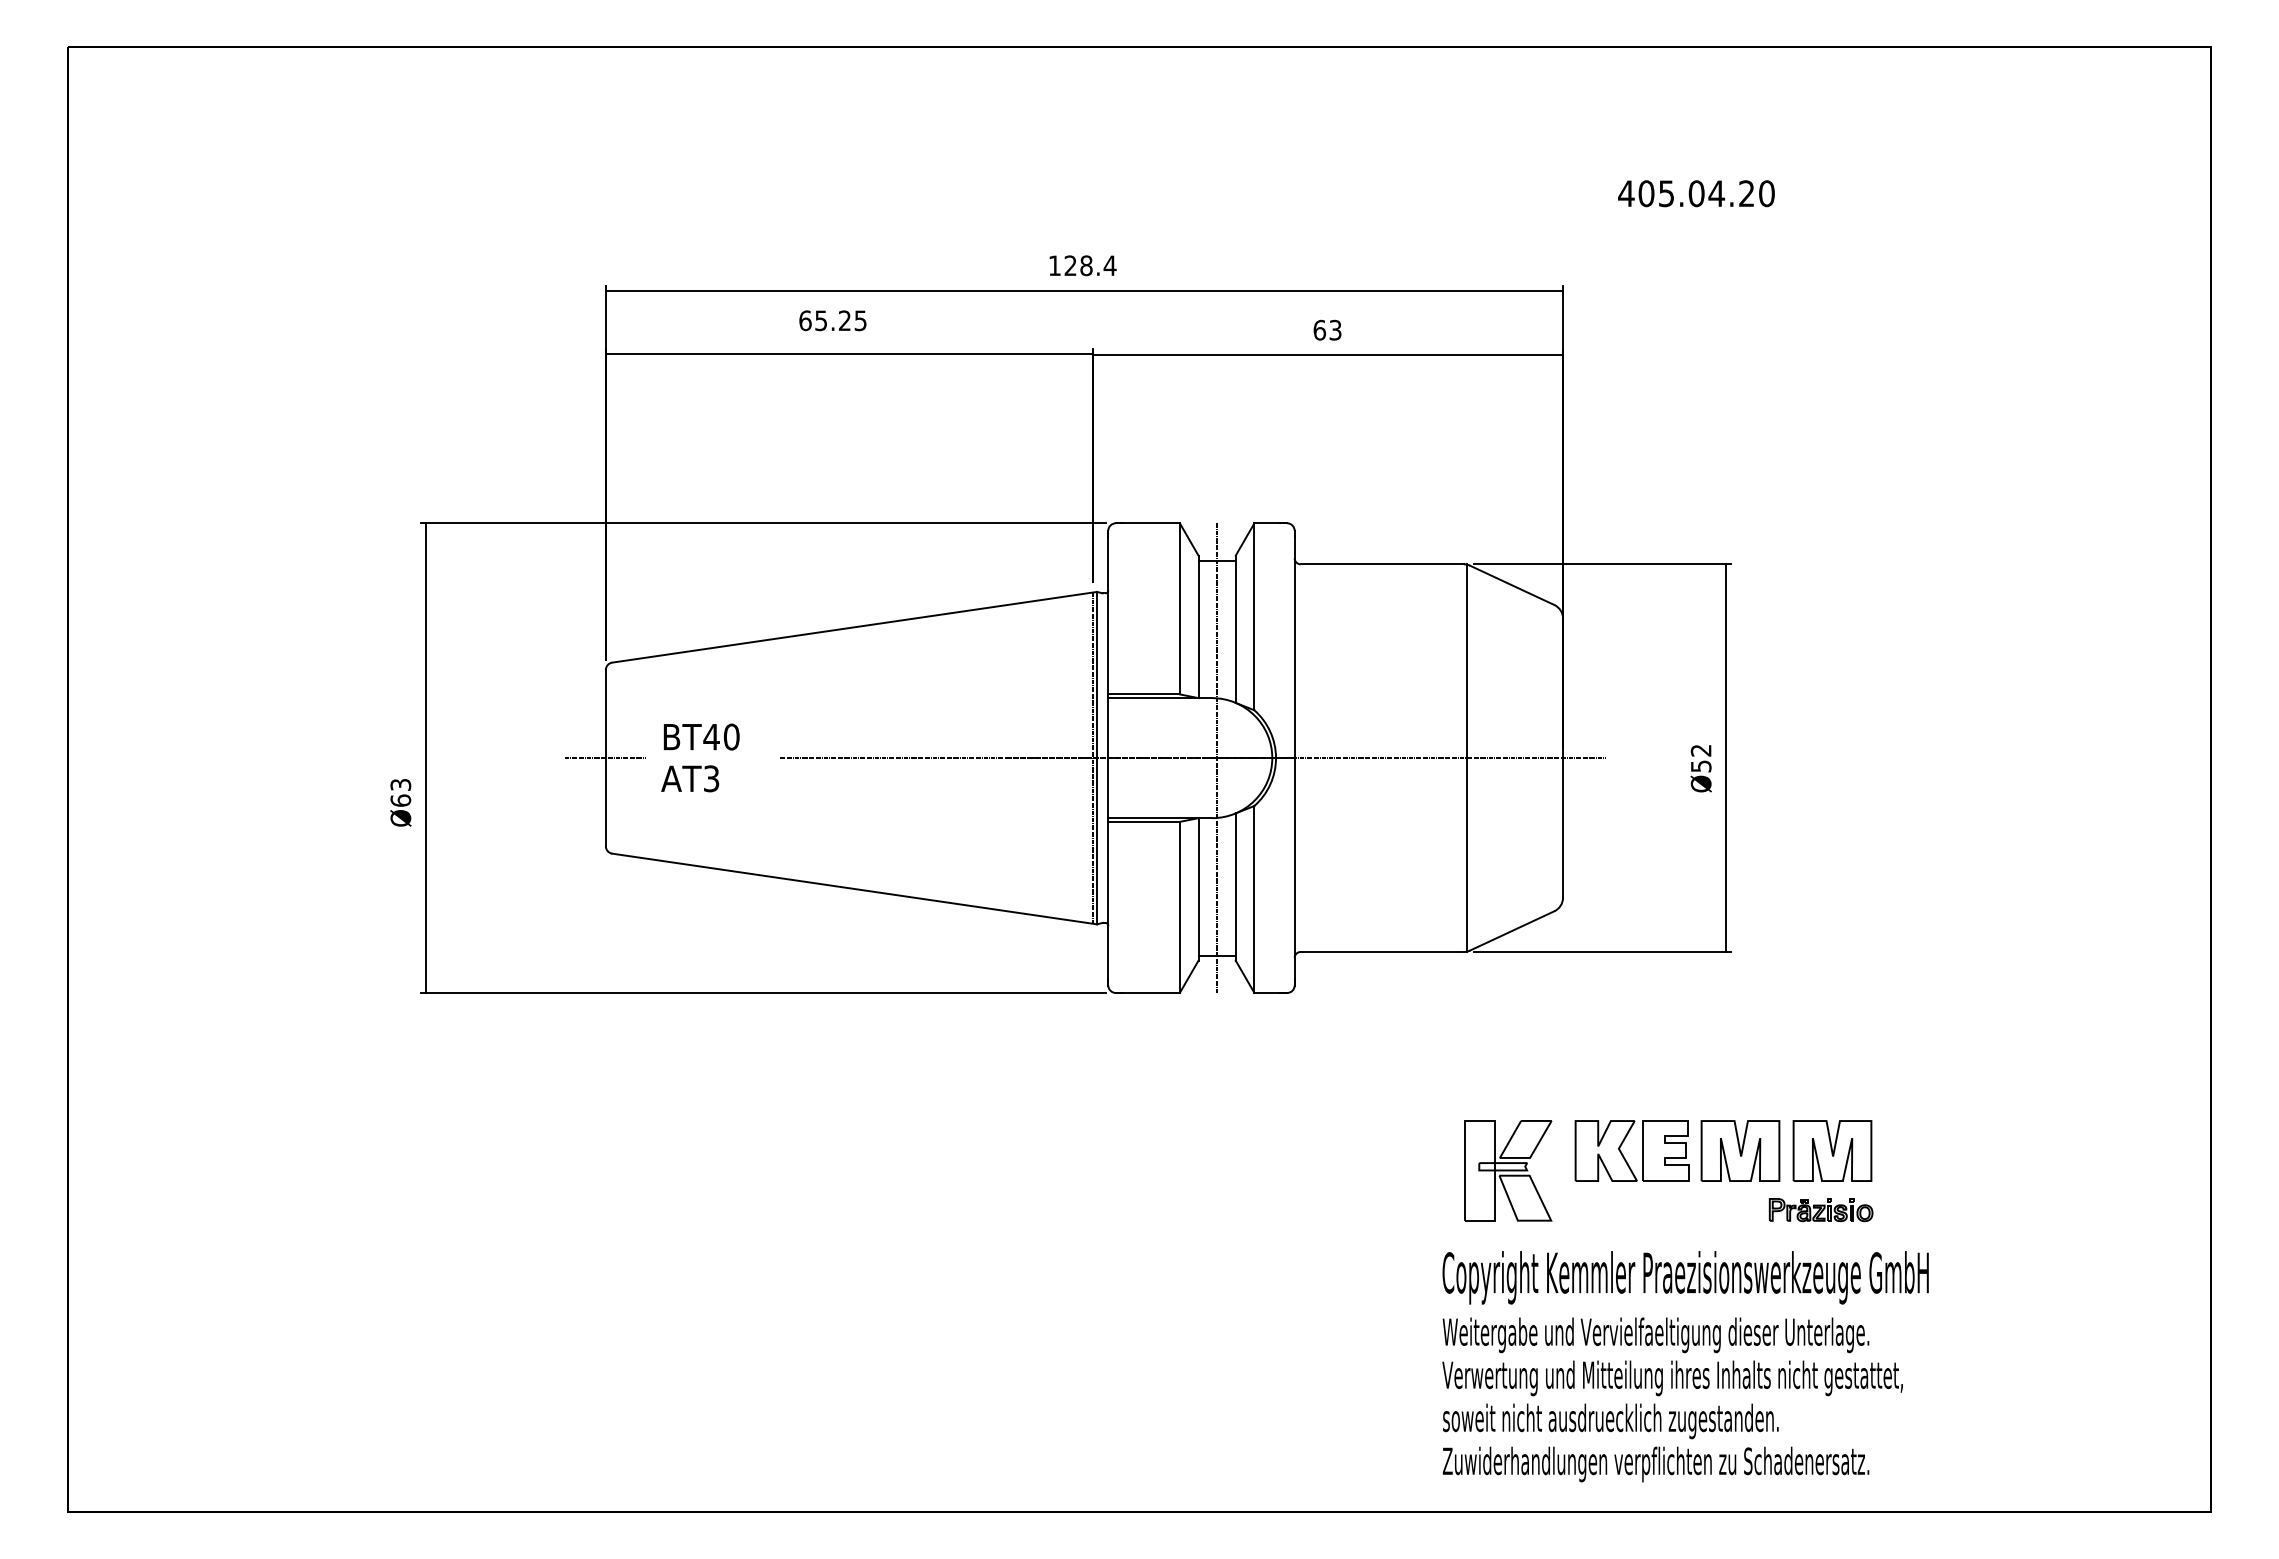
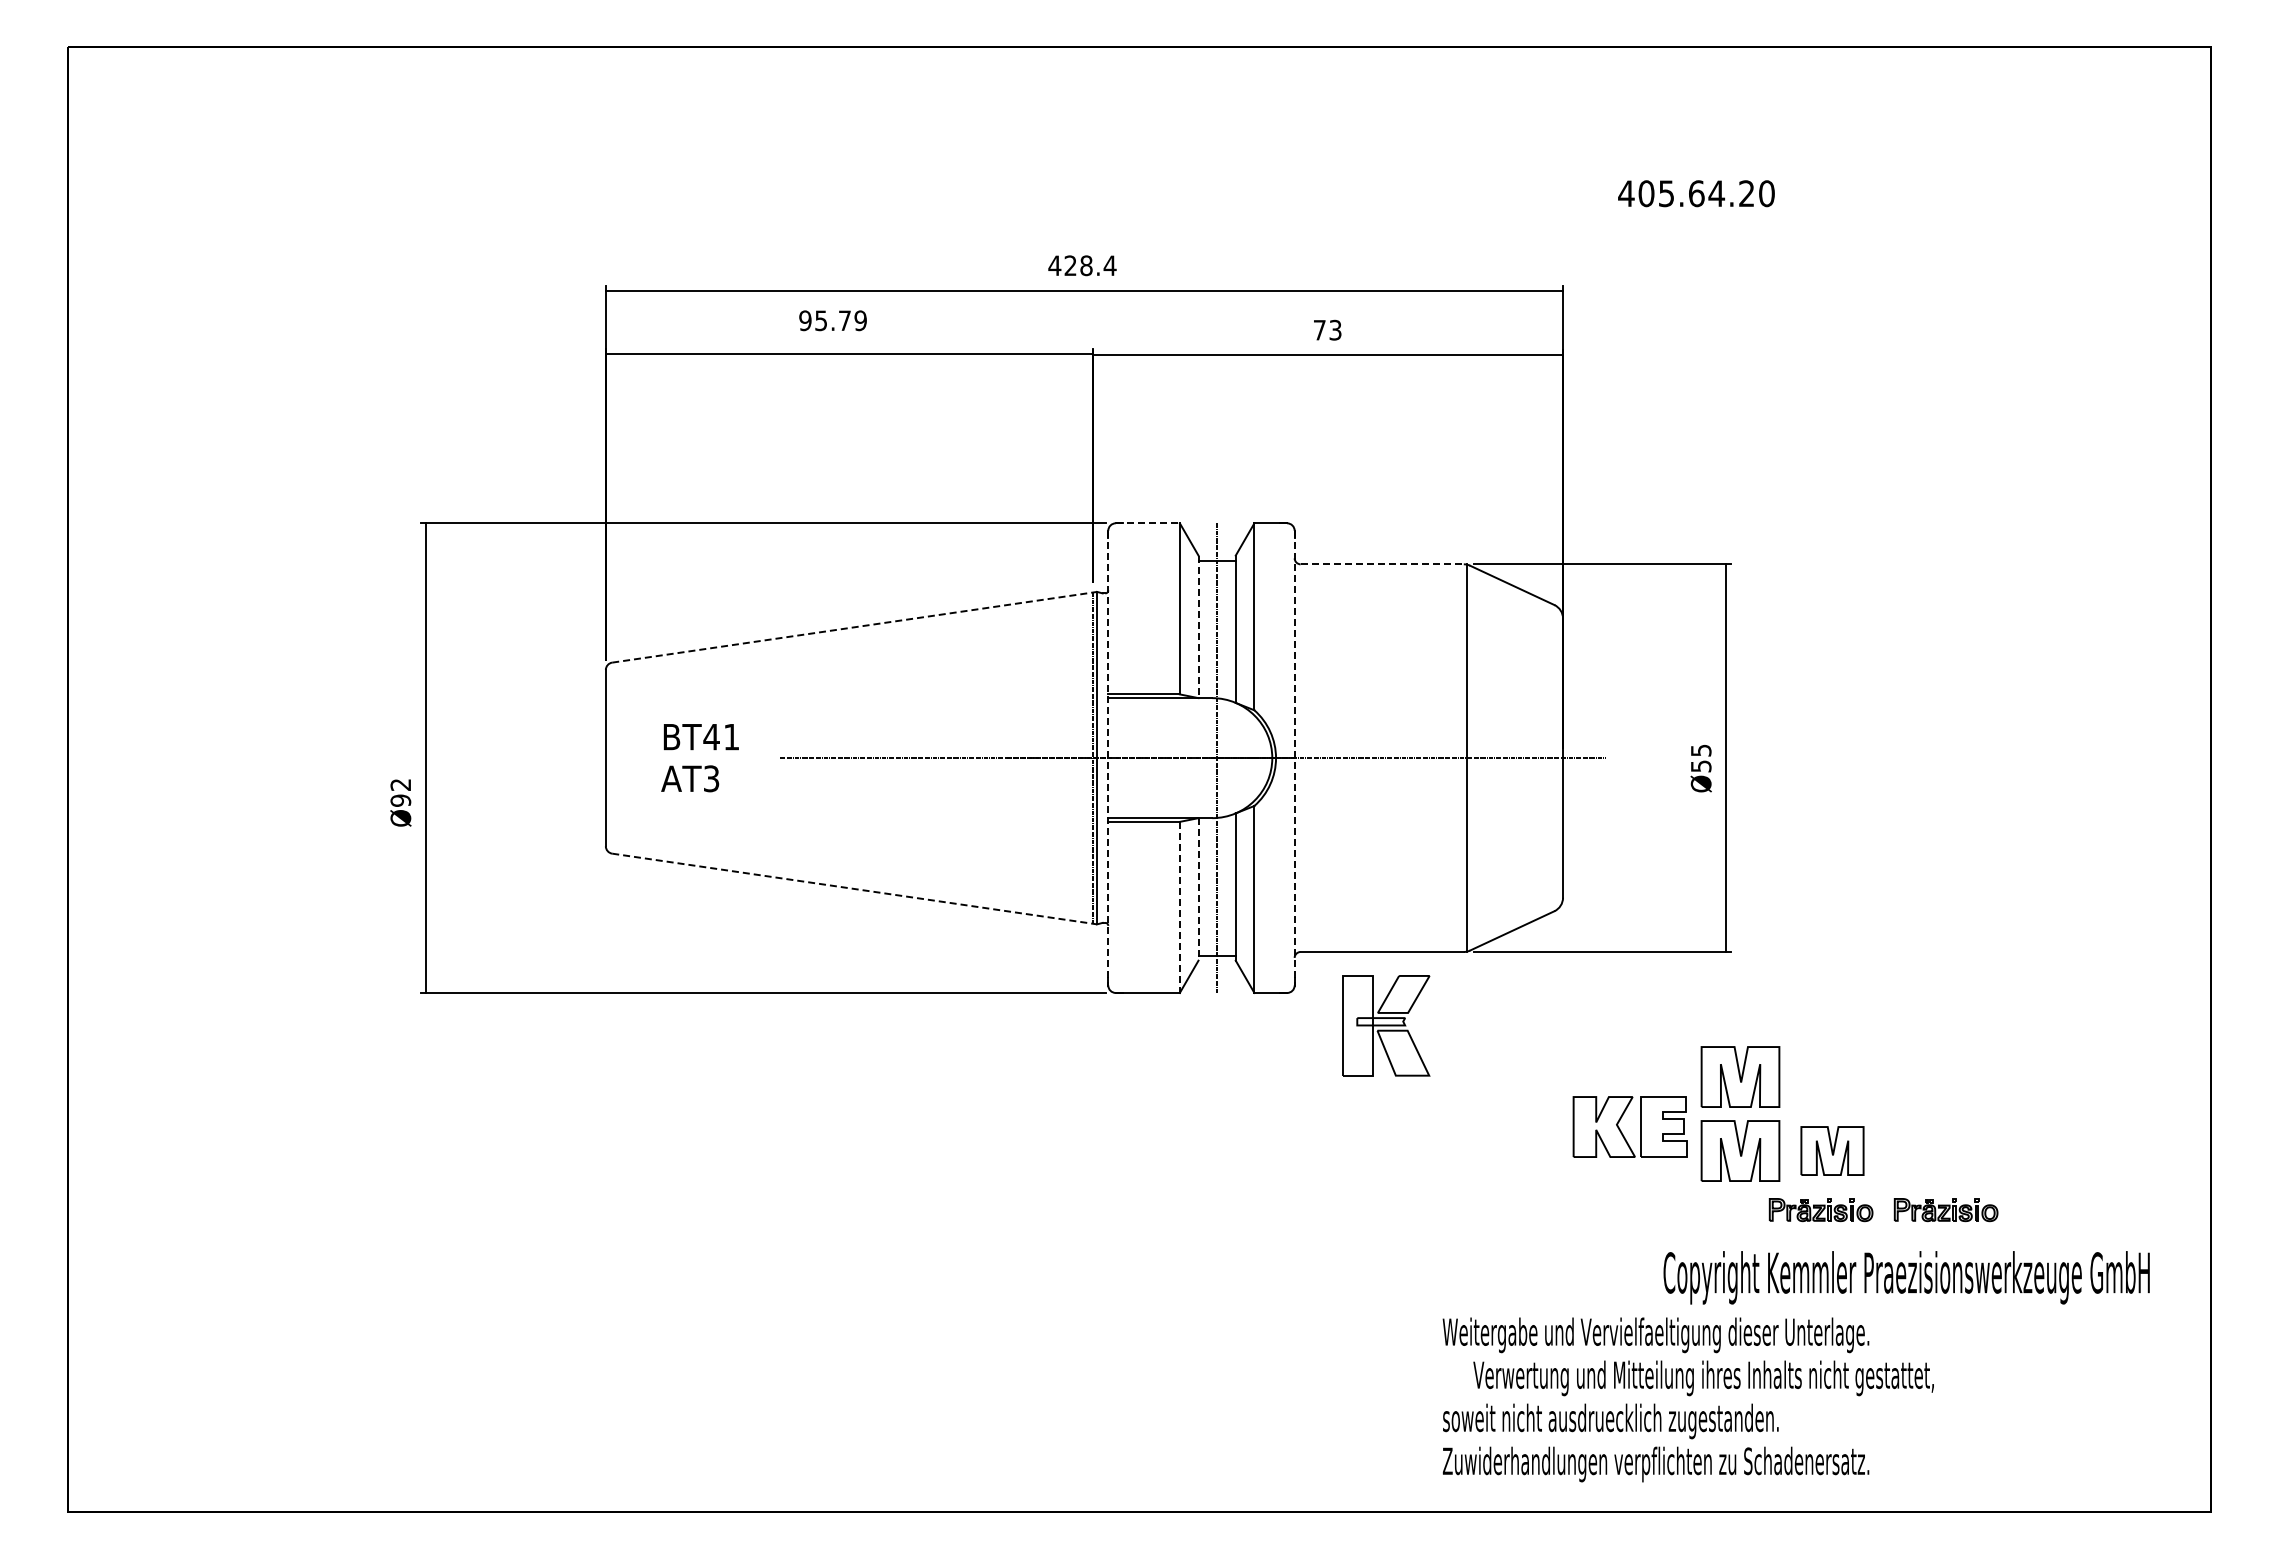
text: 405.04.20 -> 405.64.20 (1696, 193)
text: 128.4 -> 428.4 (1054, 265)
text: 65.25 -> 95.79 (832, 320)
text: 63 -> 73 (1319, 329)
line: solid -> dashed (1148, 523)
line: solid -> dashed (1382, 564)
line: solid -> dashed (855, 627)
line: solid -> dashed (1198, 627)
text: BT40 -> BT41 (731, 736)
text: Ø52 -> Ø55 (1700, 750)
line: present -> none (605, 758)
line: solid -> dashed (1108, 758)
line: solid -> dashed (1294, 758)
text: Ø63 -> Ø92 (400, 792)
line: solid -> dashed (855, 889)
line: solid -> dashed (1198, 889)
line: solid -> dashed (1179, 907)
part: none -> present (1740, 1076)
part size: 81x62 px -> 65x50 px (1832, 1150)
part position: (1623, 1154) -> (1621, 1130) (1621, 1130)
part position: (1508, 1170) -> (1386, 1025) (1386, 1025)
part: none -> present (1945, 1210)
text position: (1685, 1277) -> (1906, 1277) (1906, 1277)
text position: (1672, 1378) -> (1703, 1378) (1703, 1378)
